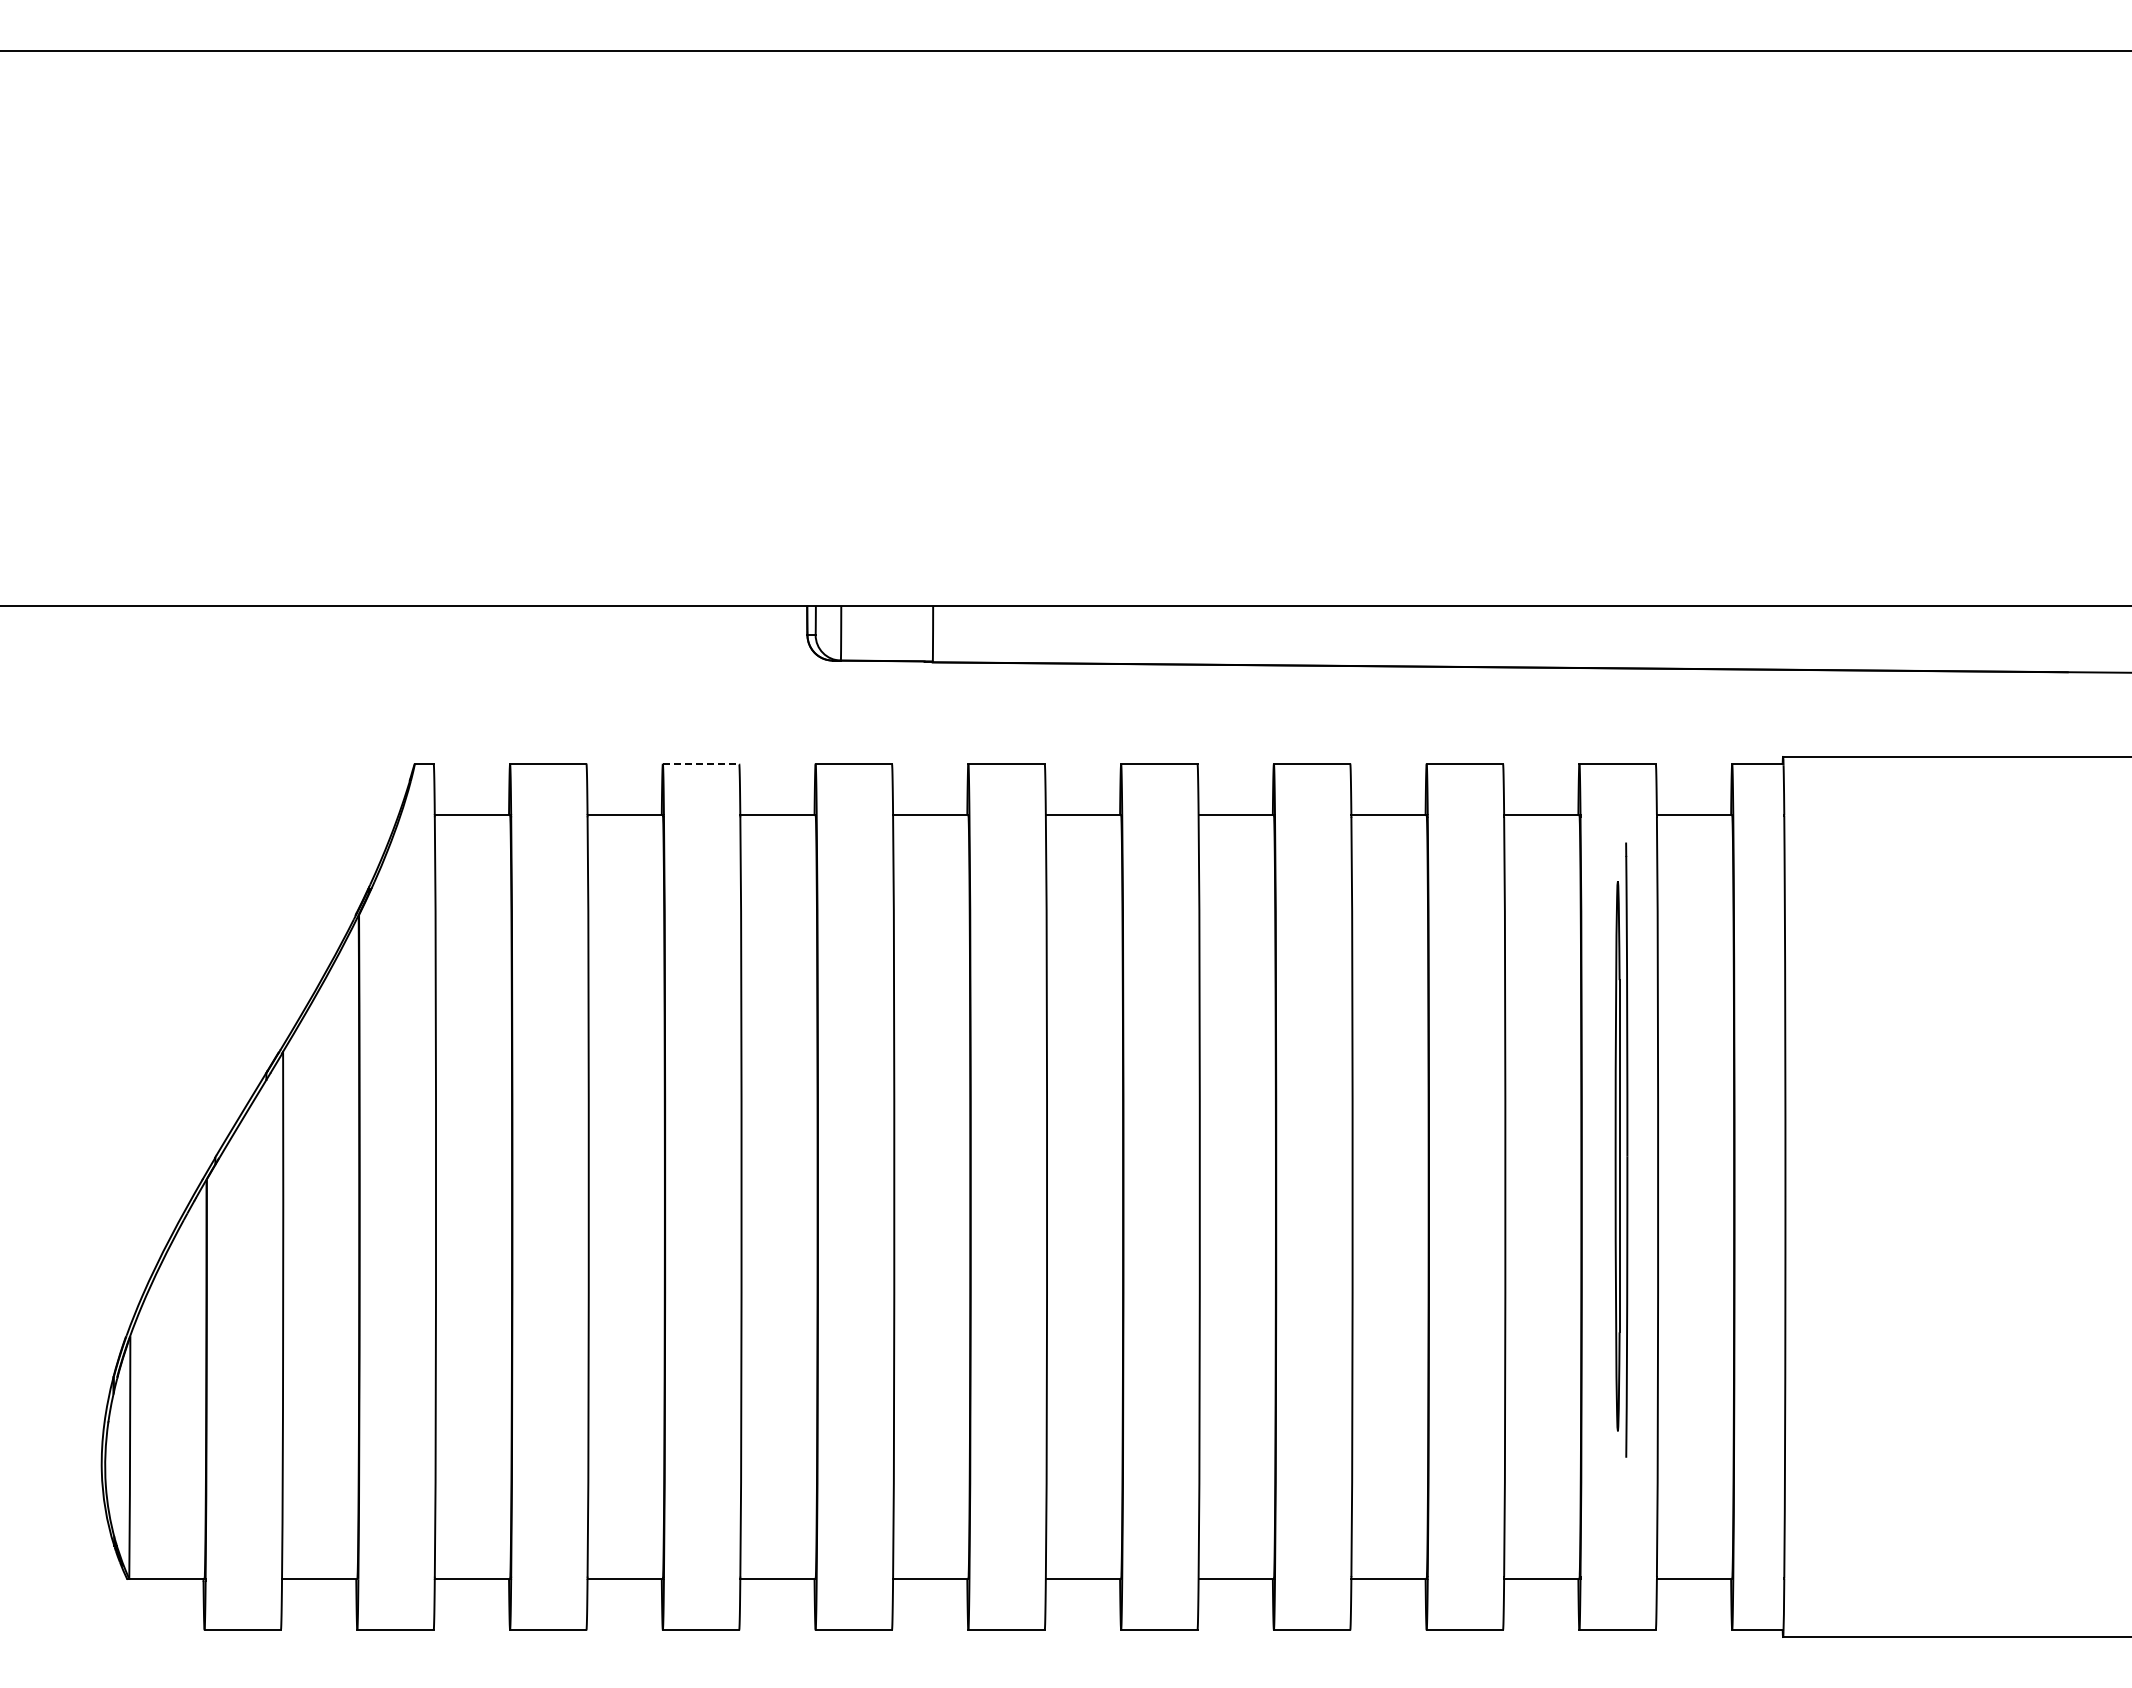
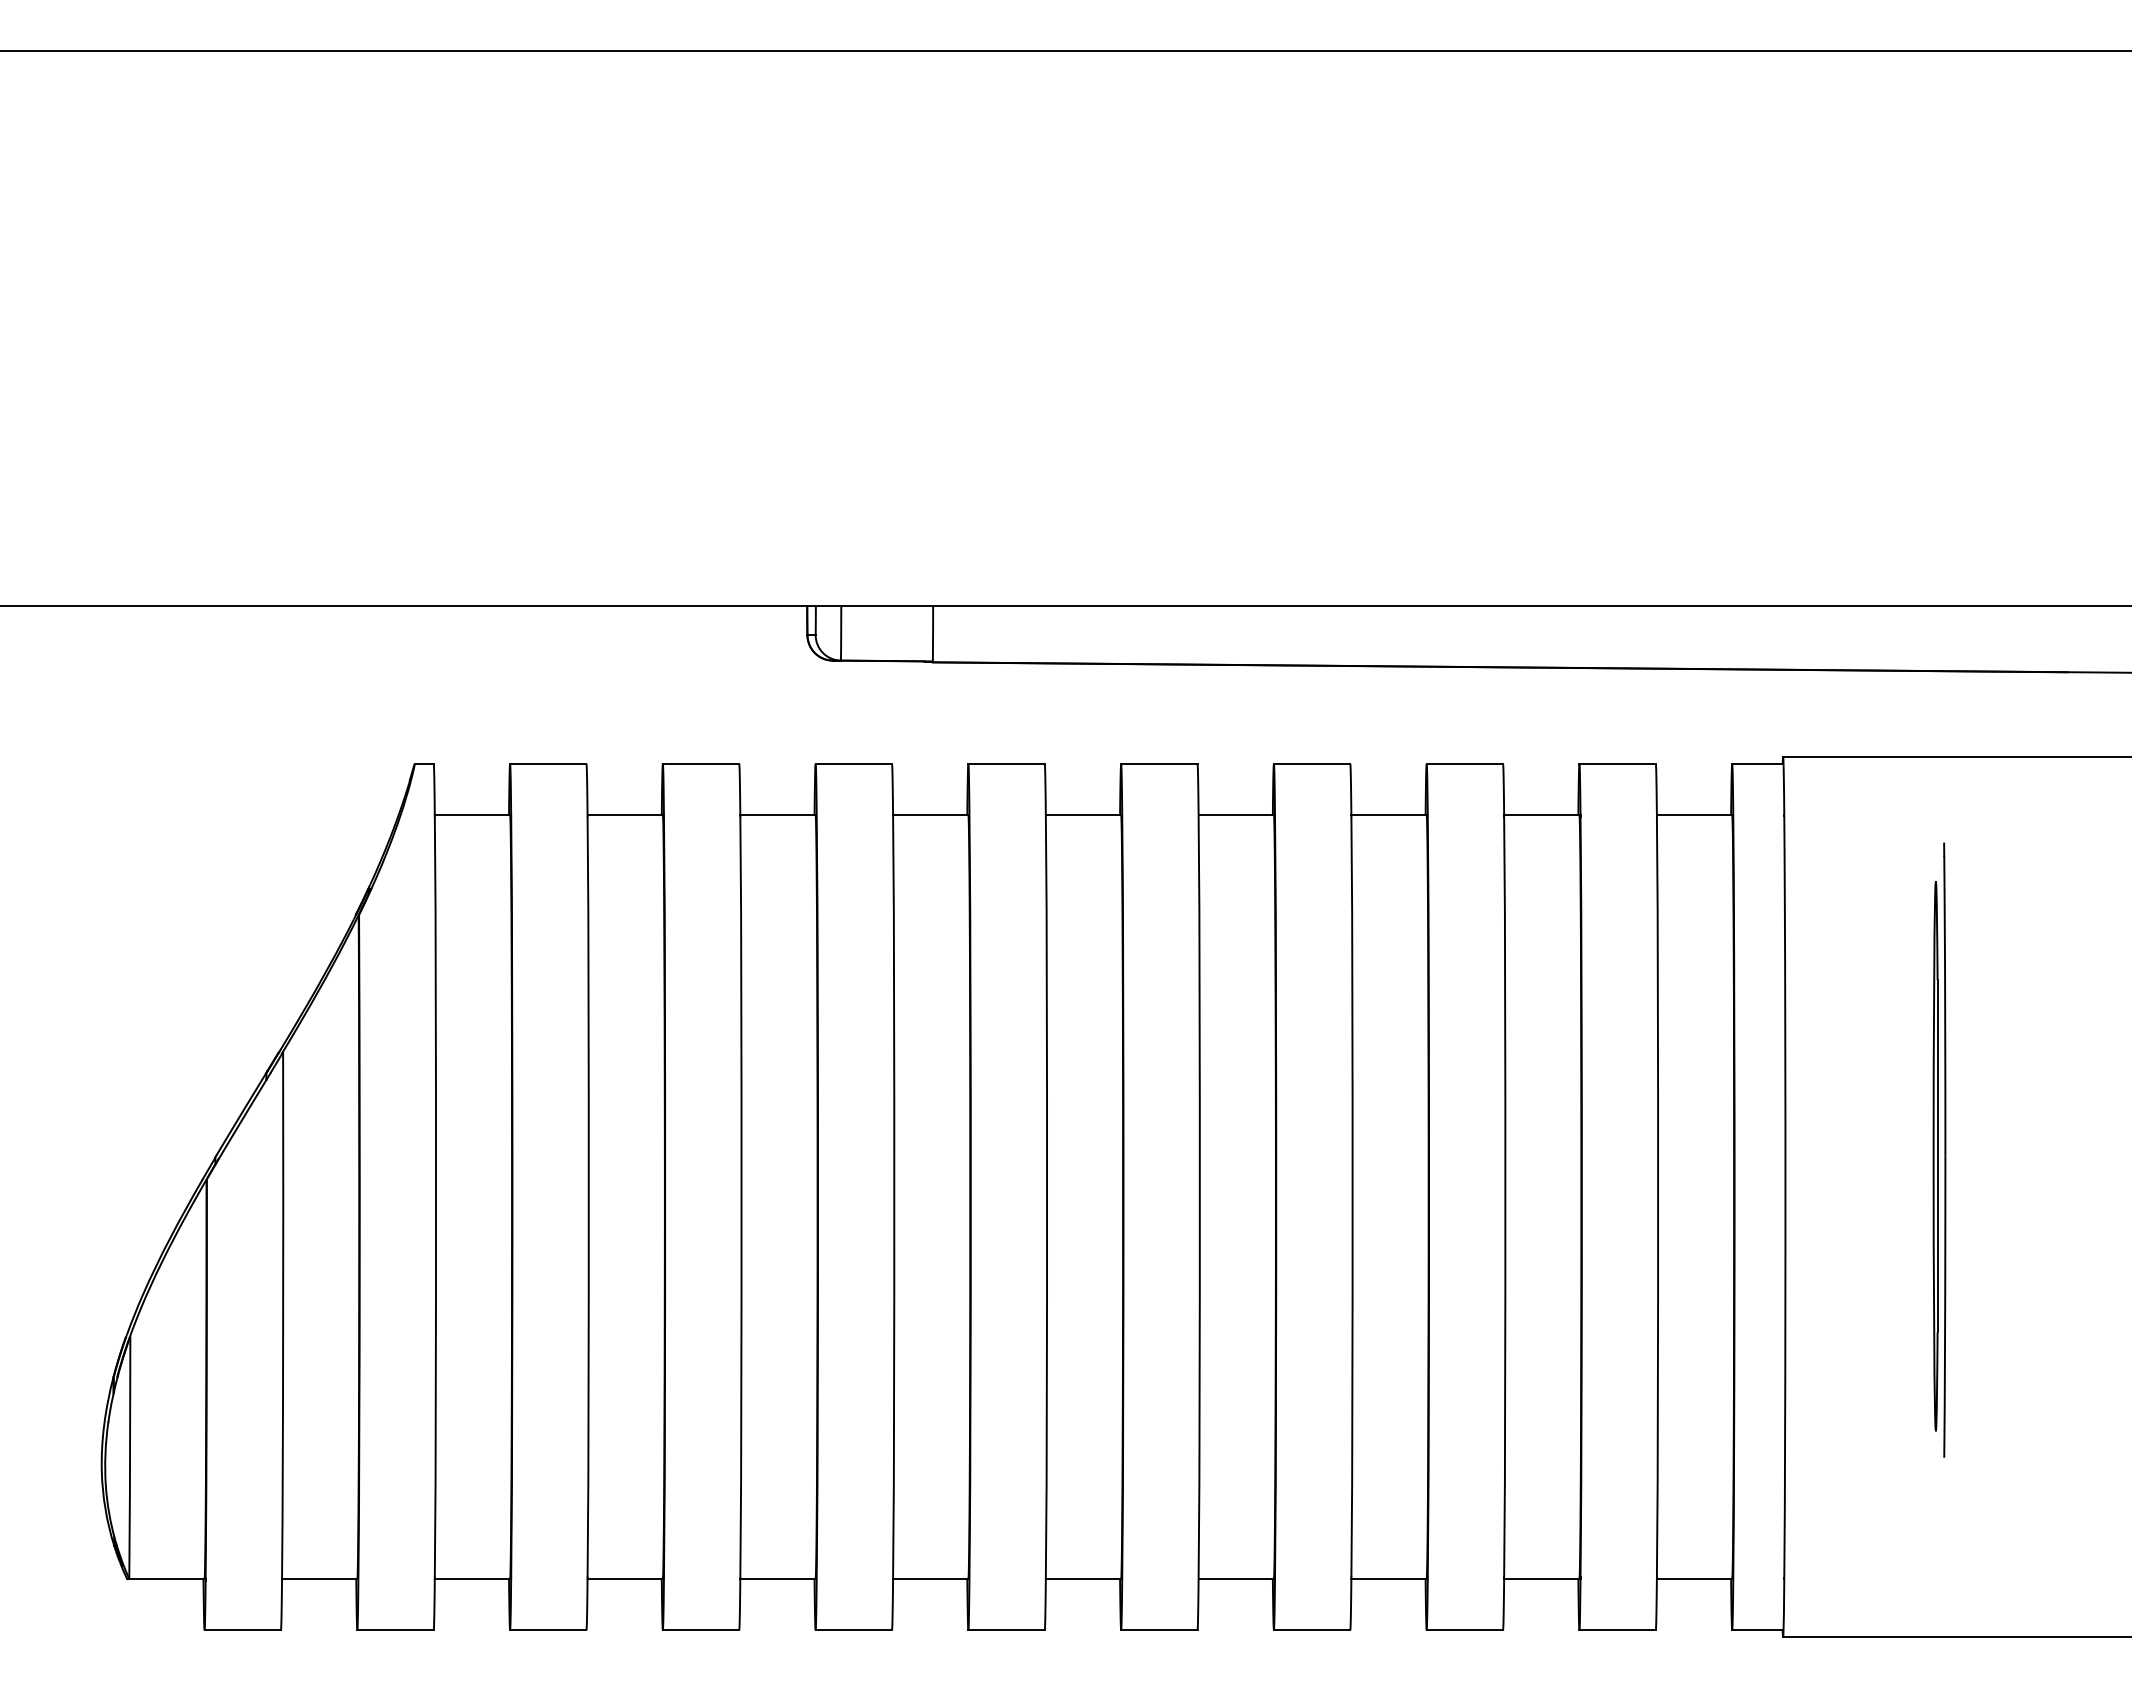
line: dashed -> solid (701, 764)
part position: (1621, 1149) -> (1939, 1149) (1939, 1149)
